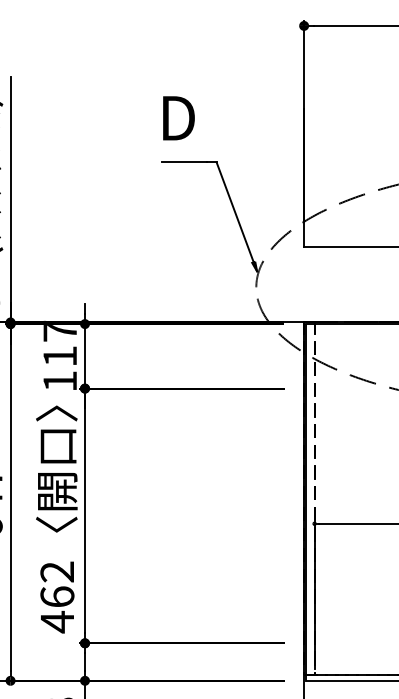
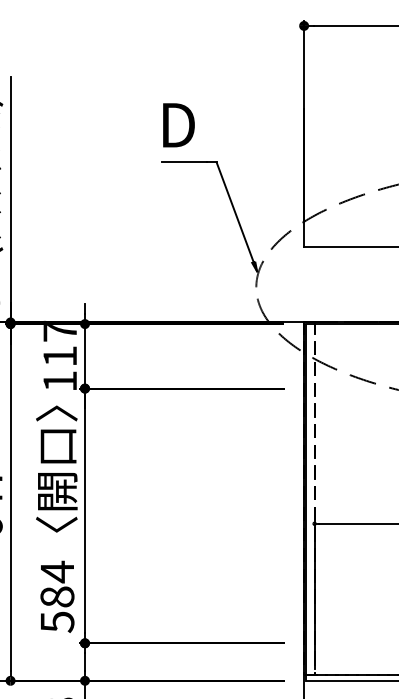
text position: (178, 118) -> (178, 125) (178, 125)
text: 462 -> 584 (57, 596)
